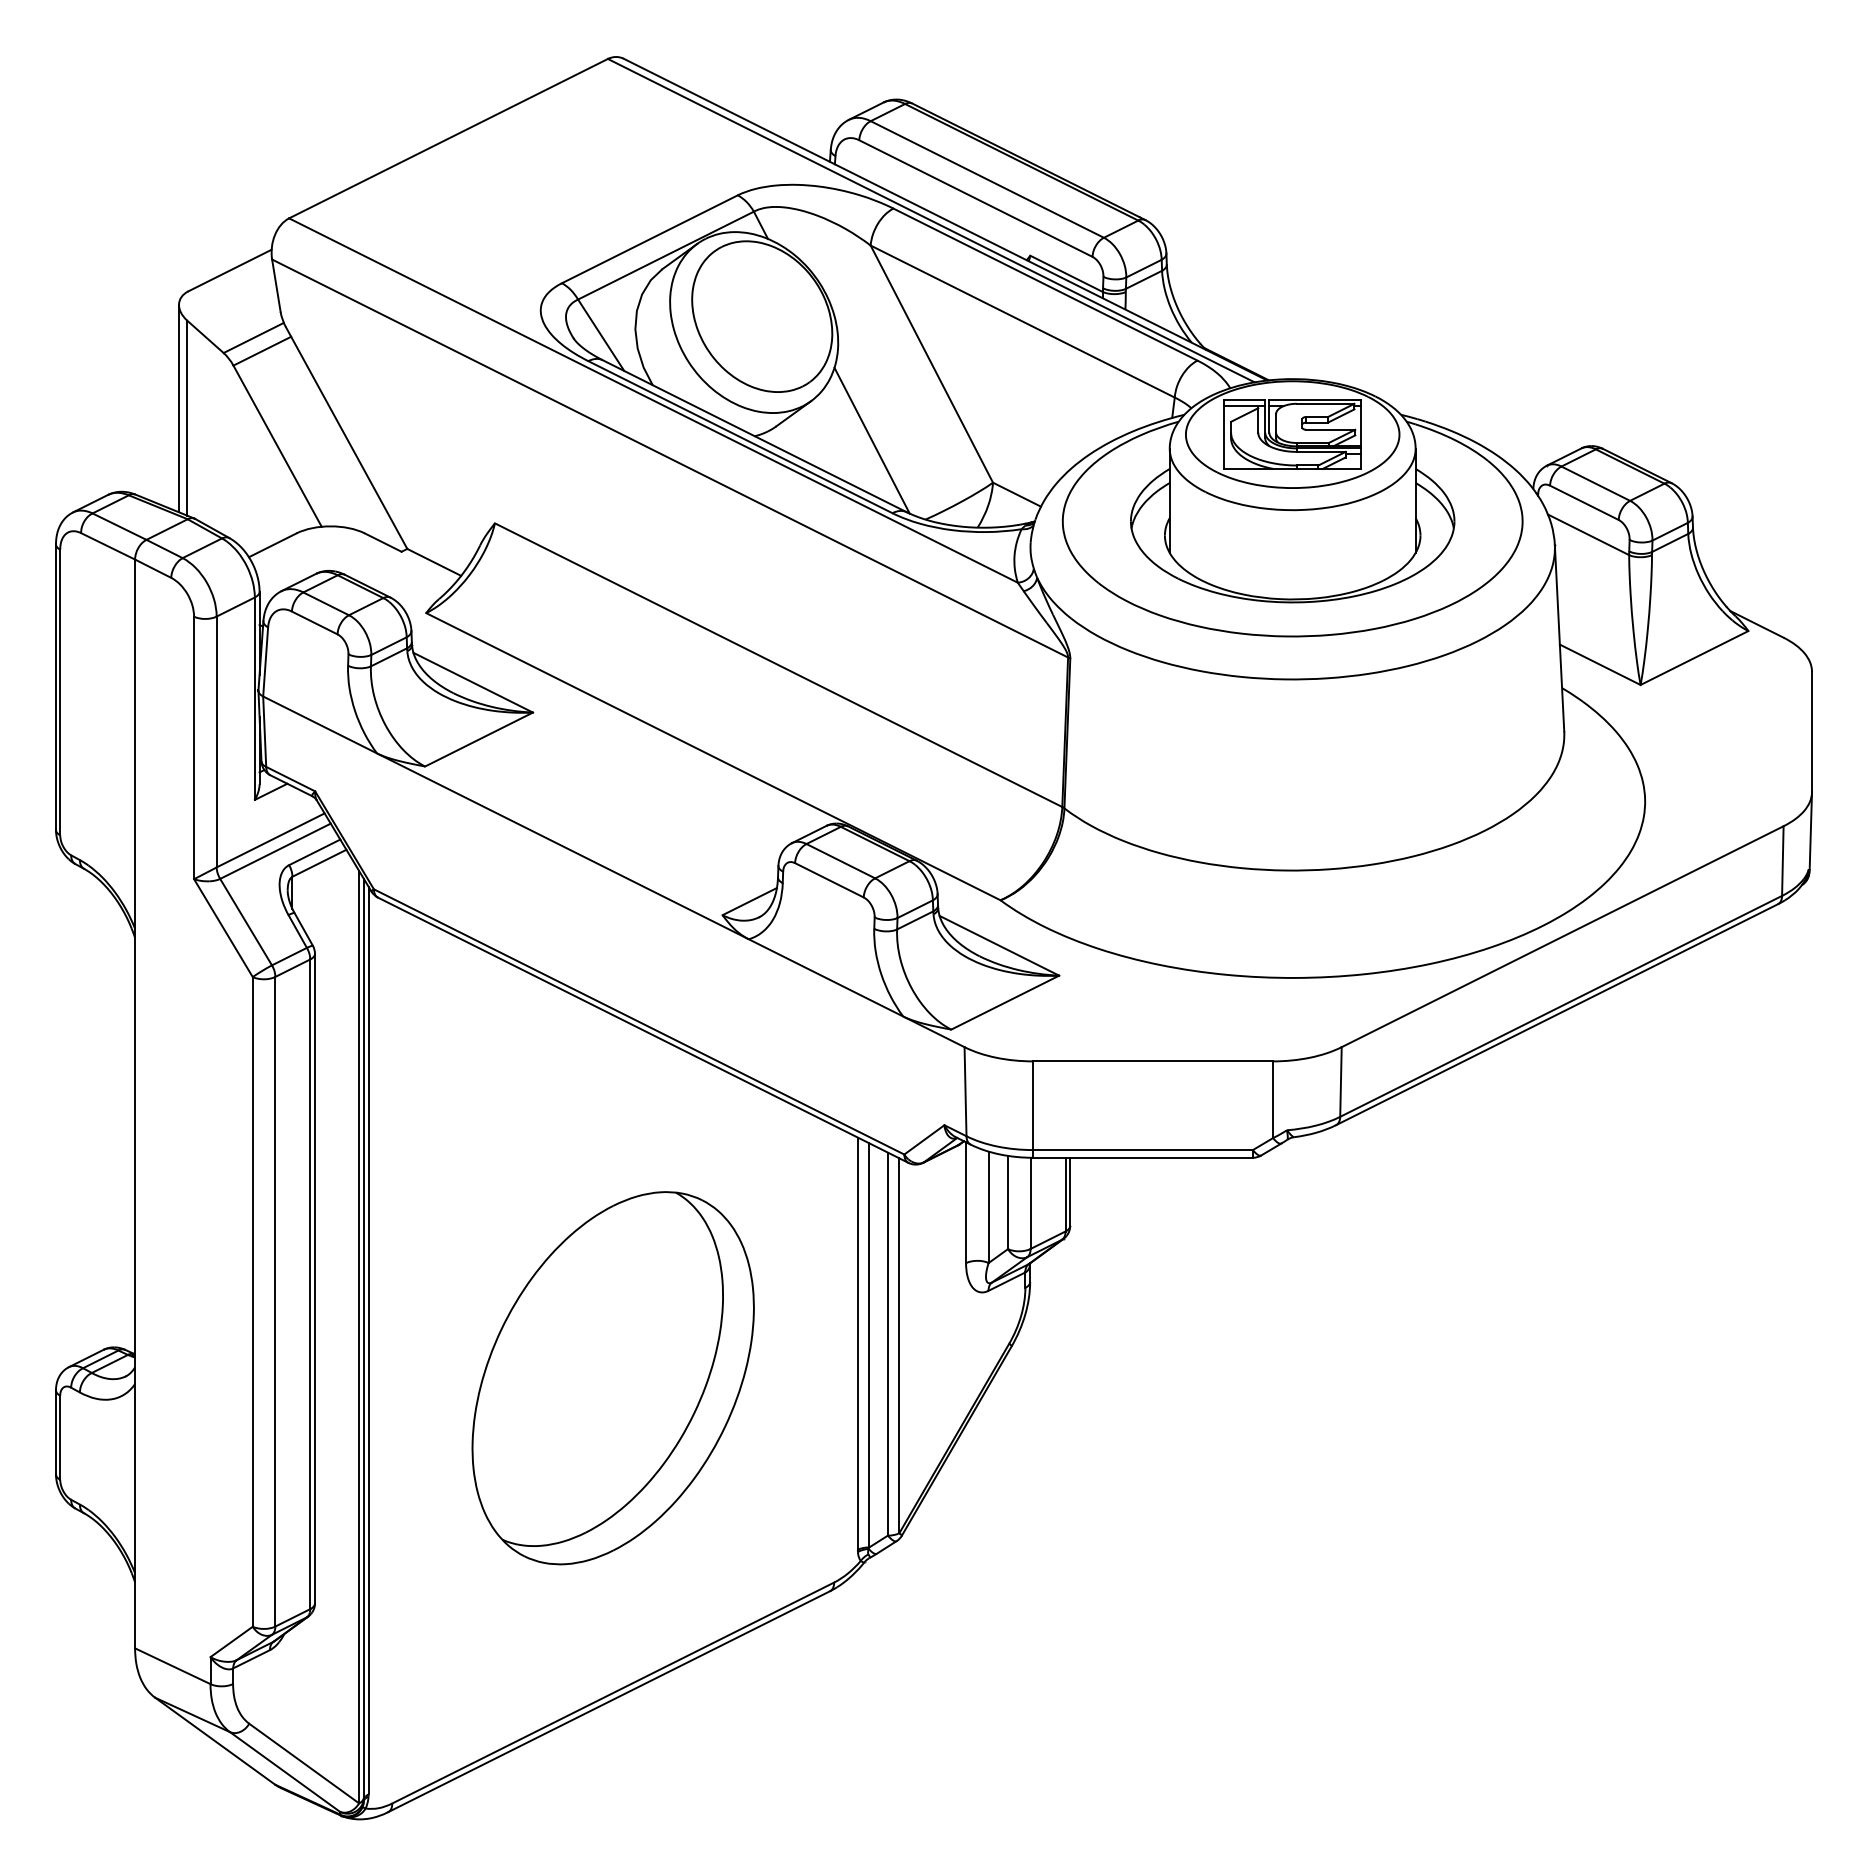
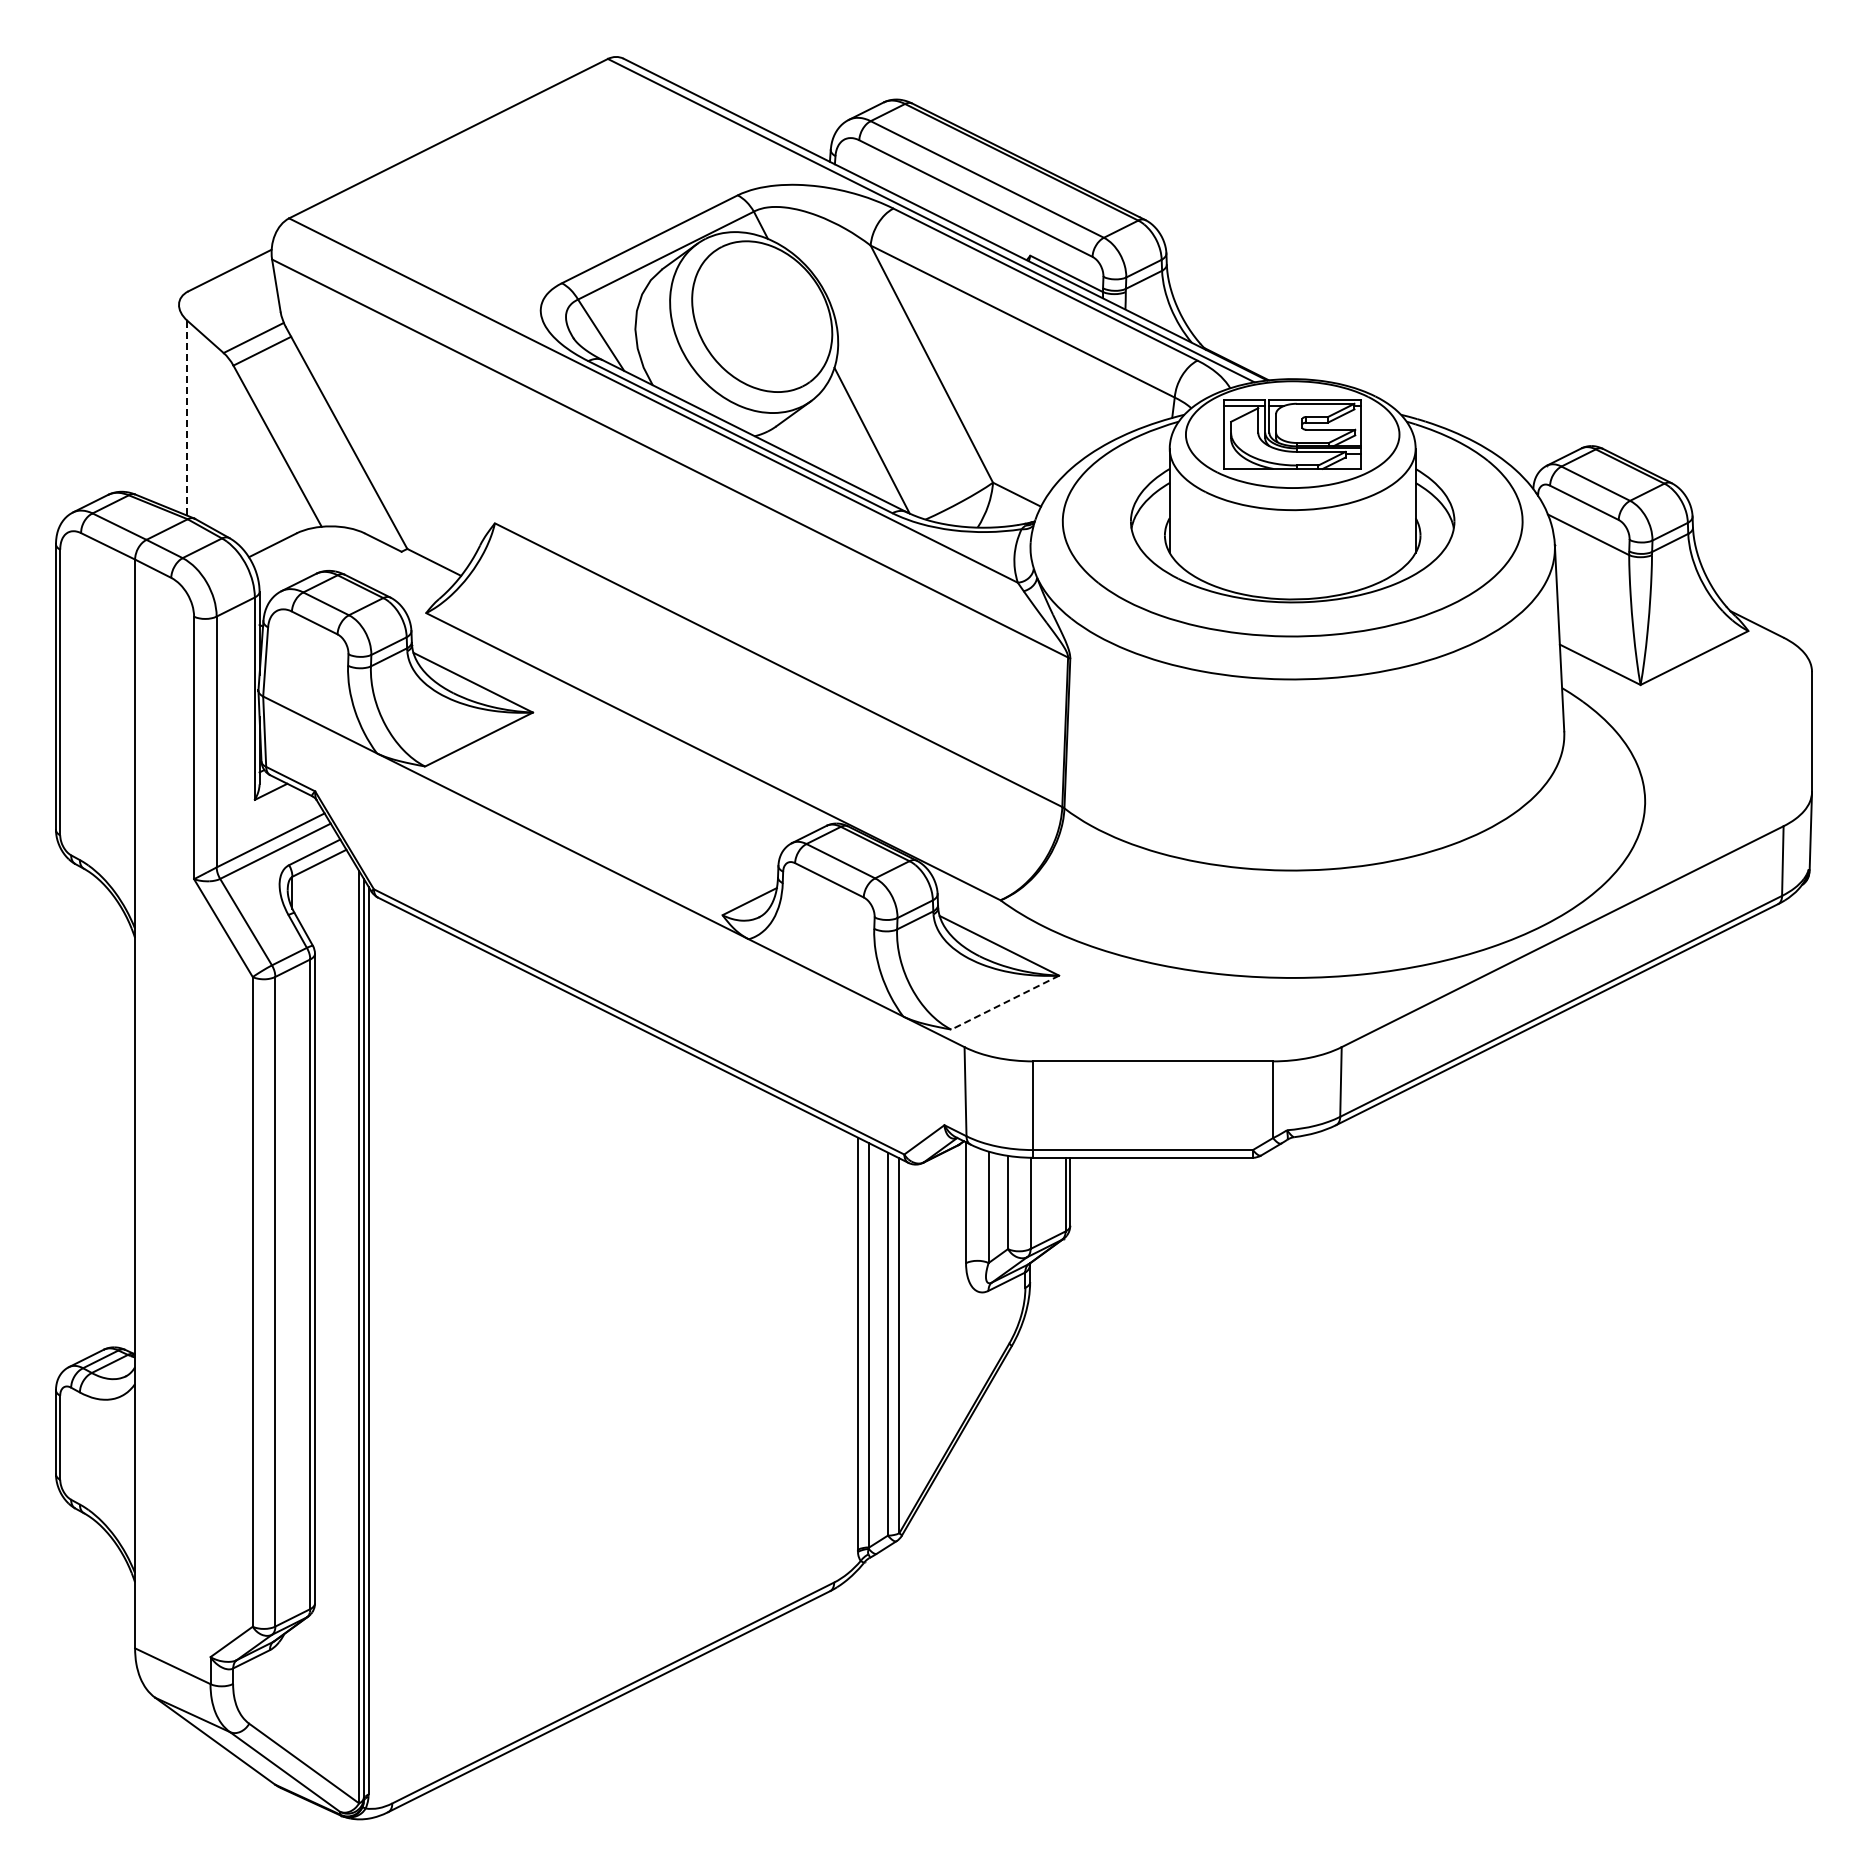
line: present -> none (178, 408)
line: solid -> dashed (187, 418)
line: solid -> dashed (1004, 1002)
part: present -> none (612, 1378)
